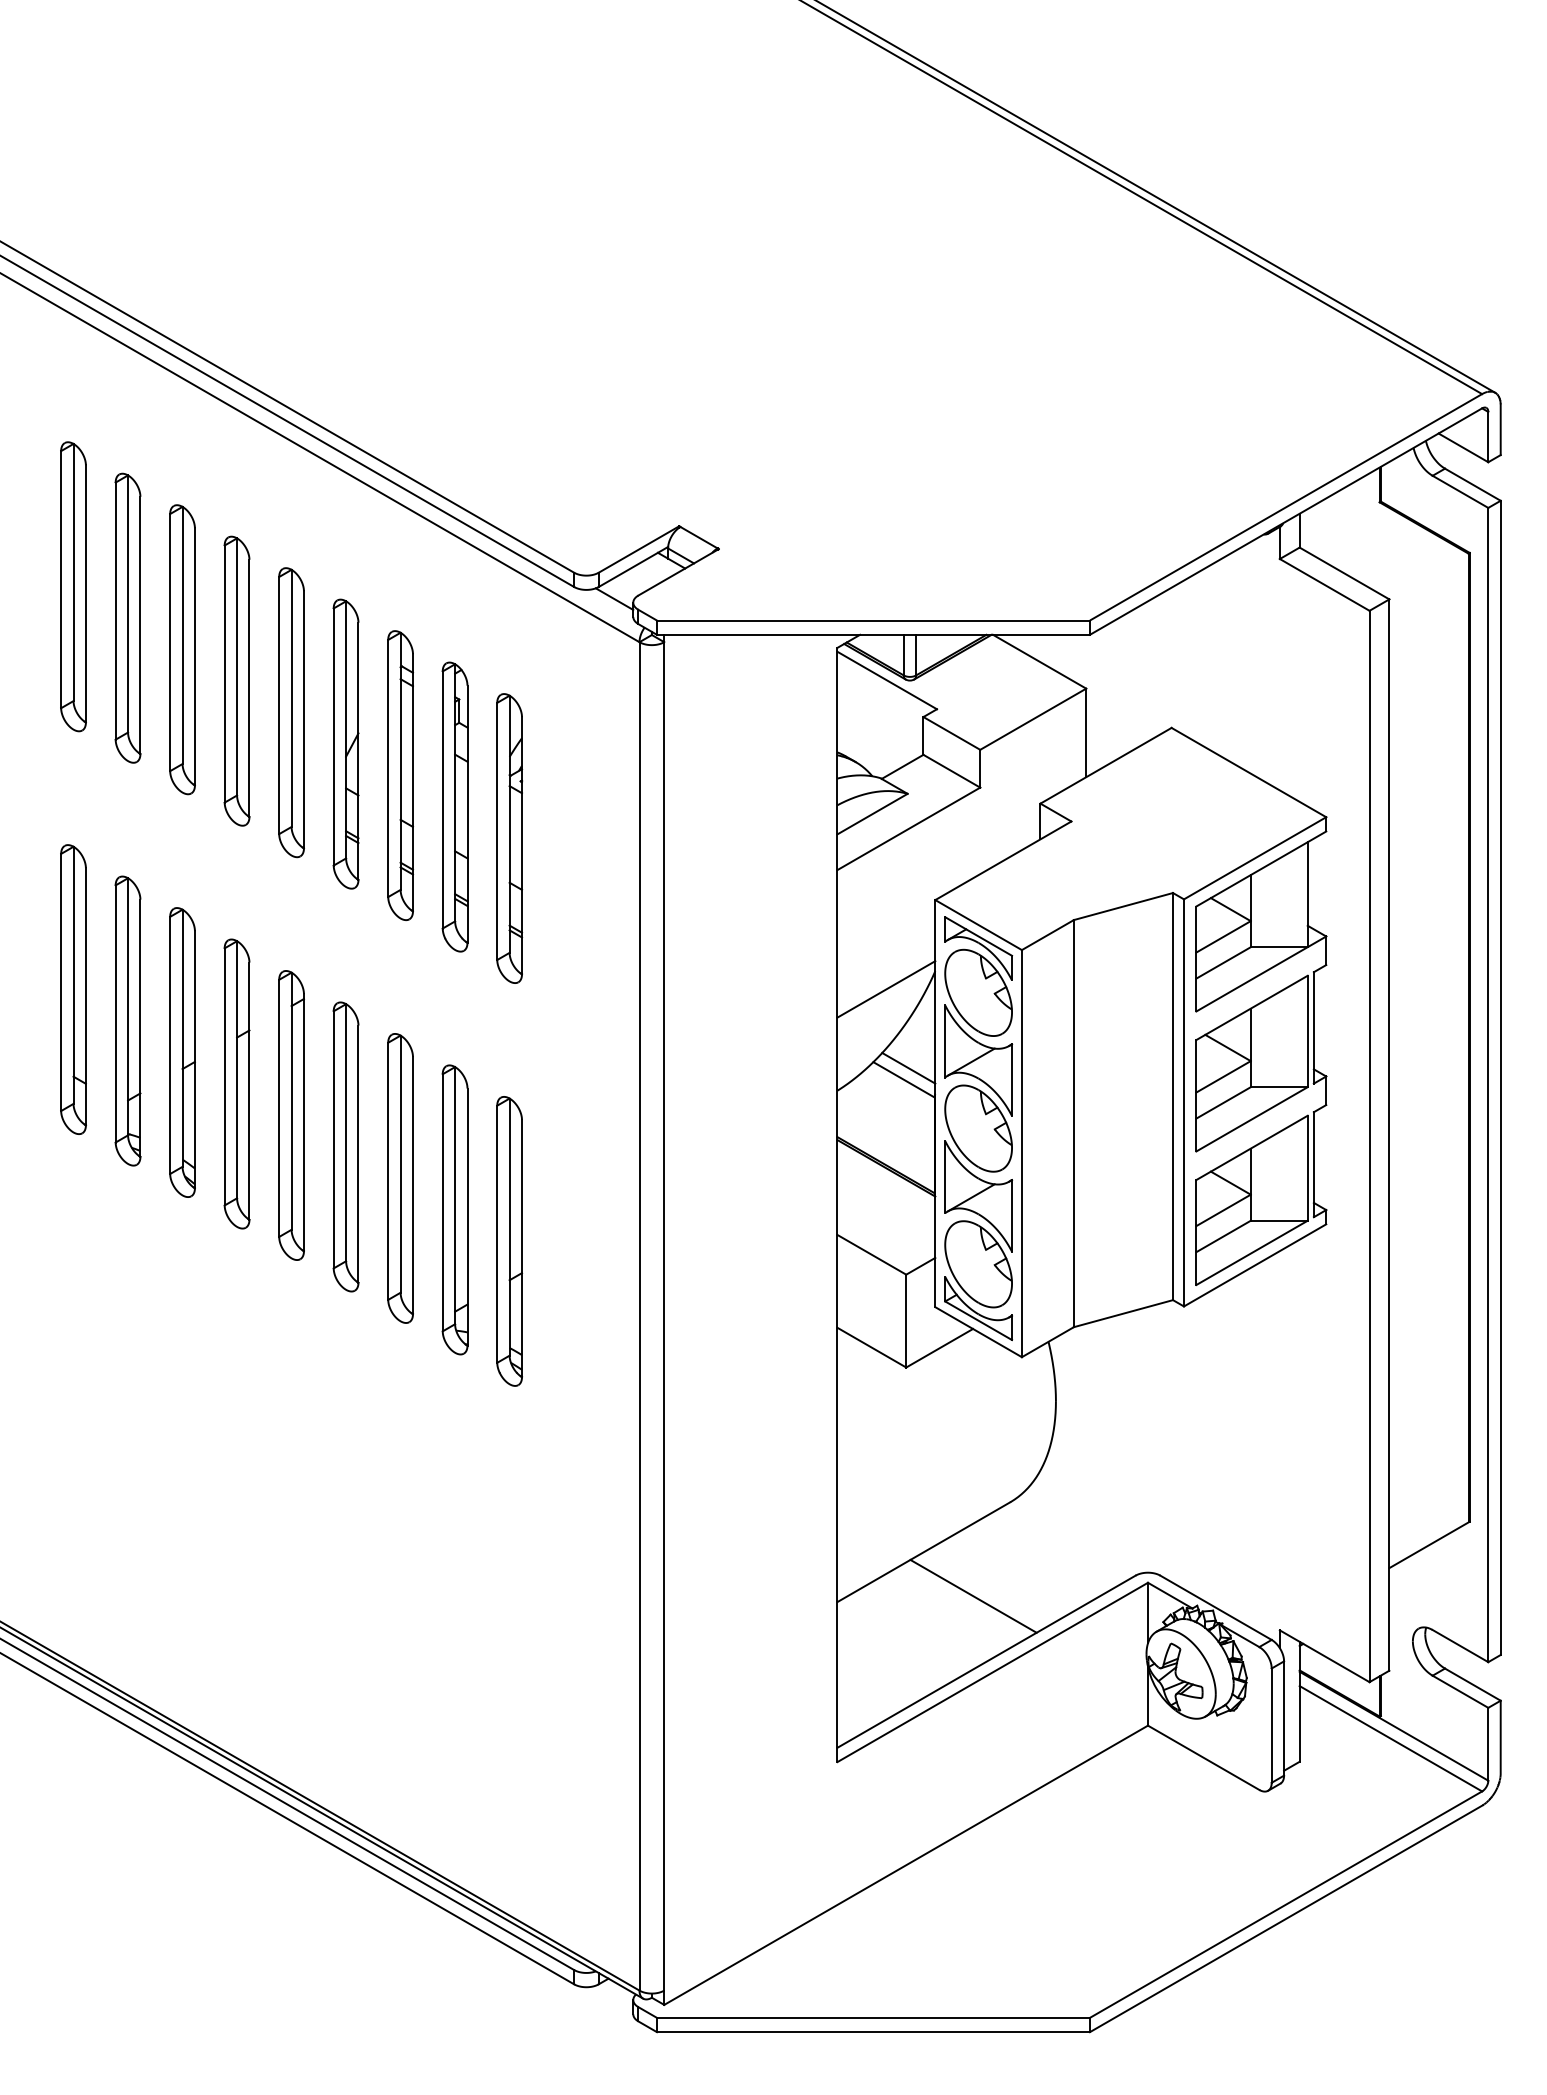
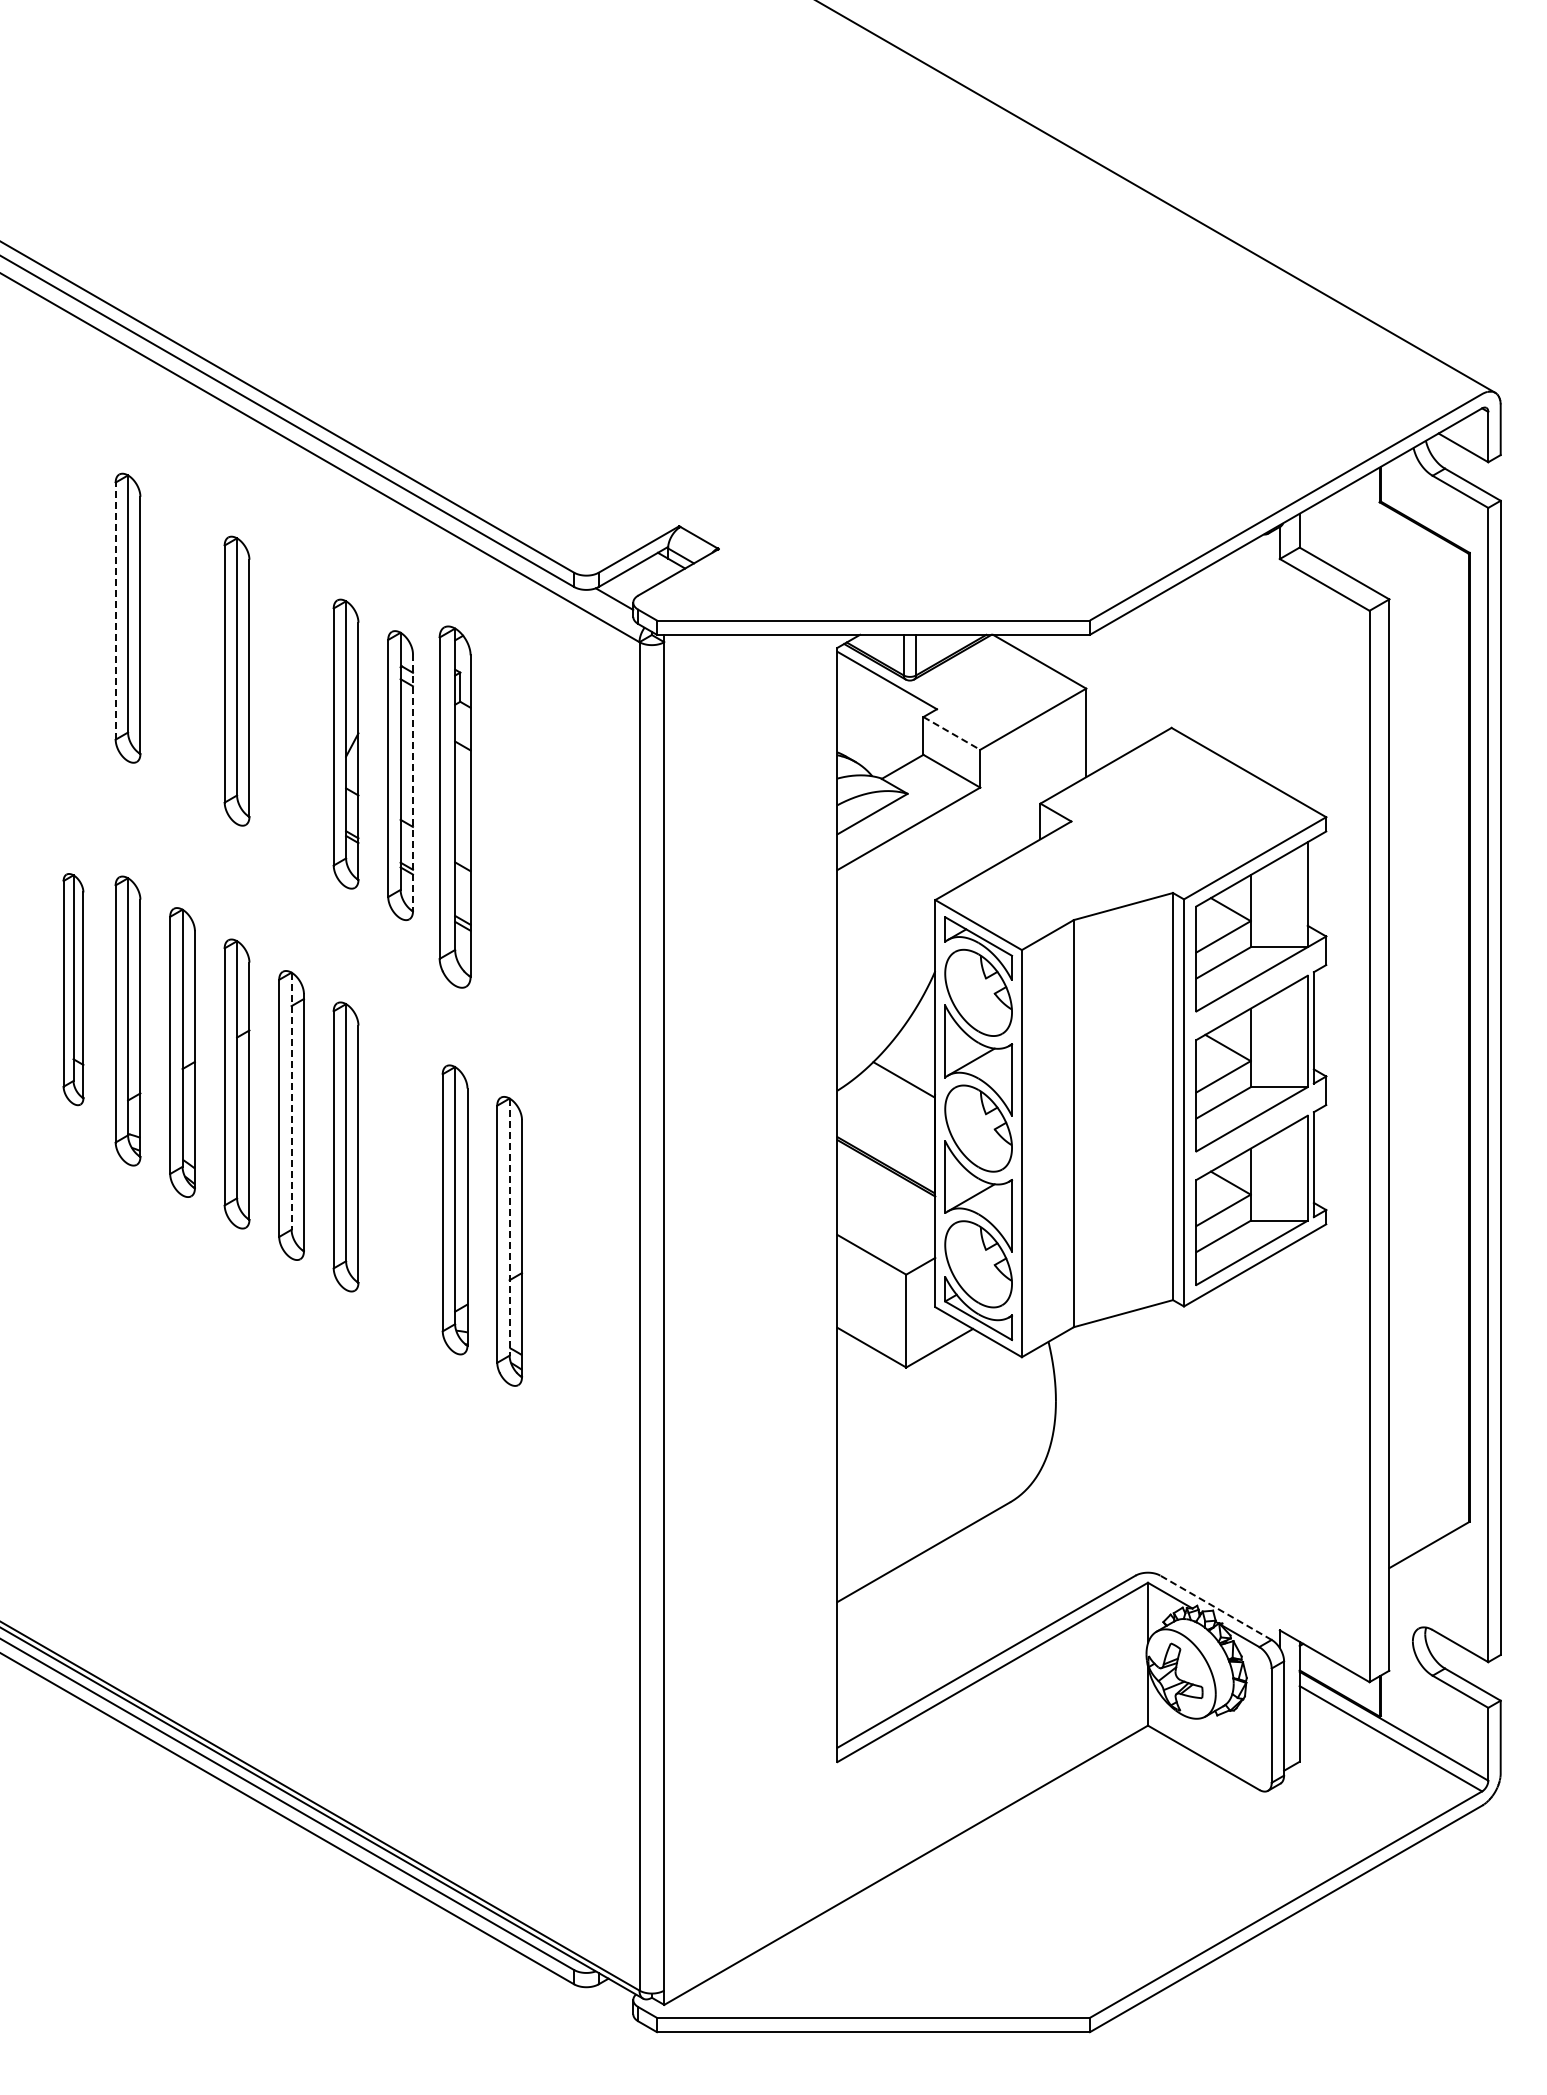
line: present -> none (1142, 198)
part: present -> none (73, 586)
line: solid -> dashed (115, 611)
part: present -> none (182, 649)
part: present -> none (291, 712)
line: solid -> dashed (951, 733)
line: solid -> dashed (412, 782)
part size: 28x292 px -> 34x364 px (454, 806)
part: present -> none (509, 838)
part size: 27x291 px -> 23x234 px (73, 989)
line: present -> none (886, 989)
line: present -> none (908, 1067)
line: solid -> dashed (291, 1101)
part: present -> none (400, 1178)
line: solid -> dashed (509, 1227)
line: present -> none (973, 1595)
line: solid -> dashed (1215, 1607)
